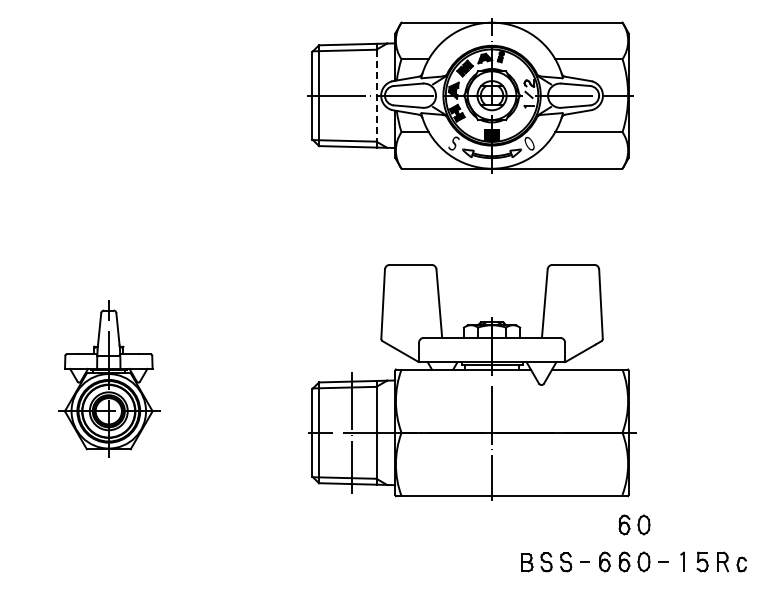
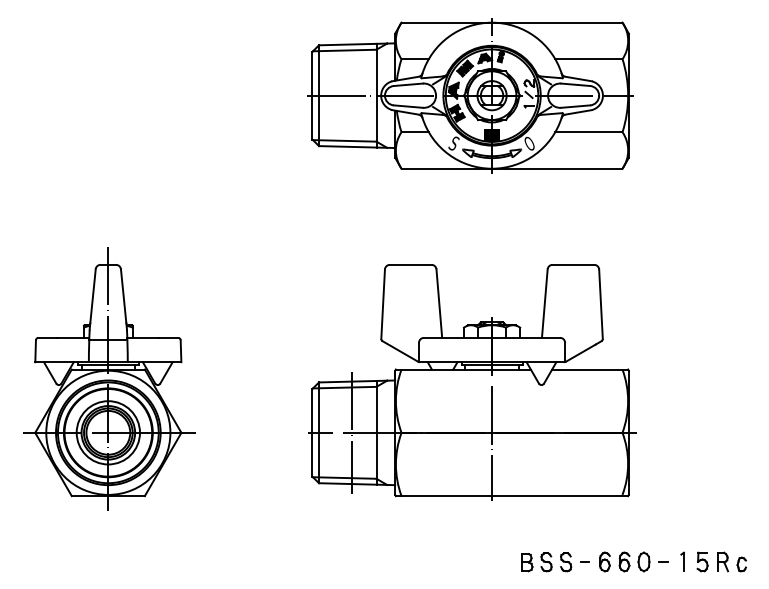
line: dashed -> solid (376, 95)
part size: 103x158 px -> 173x264 px (109, 378)
part: present -> none (634, 524)
